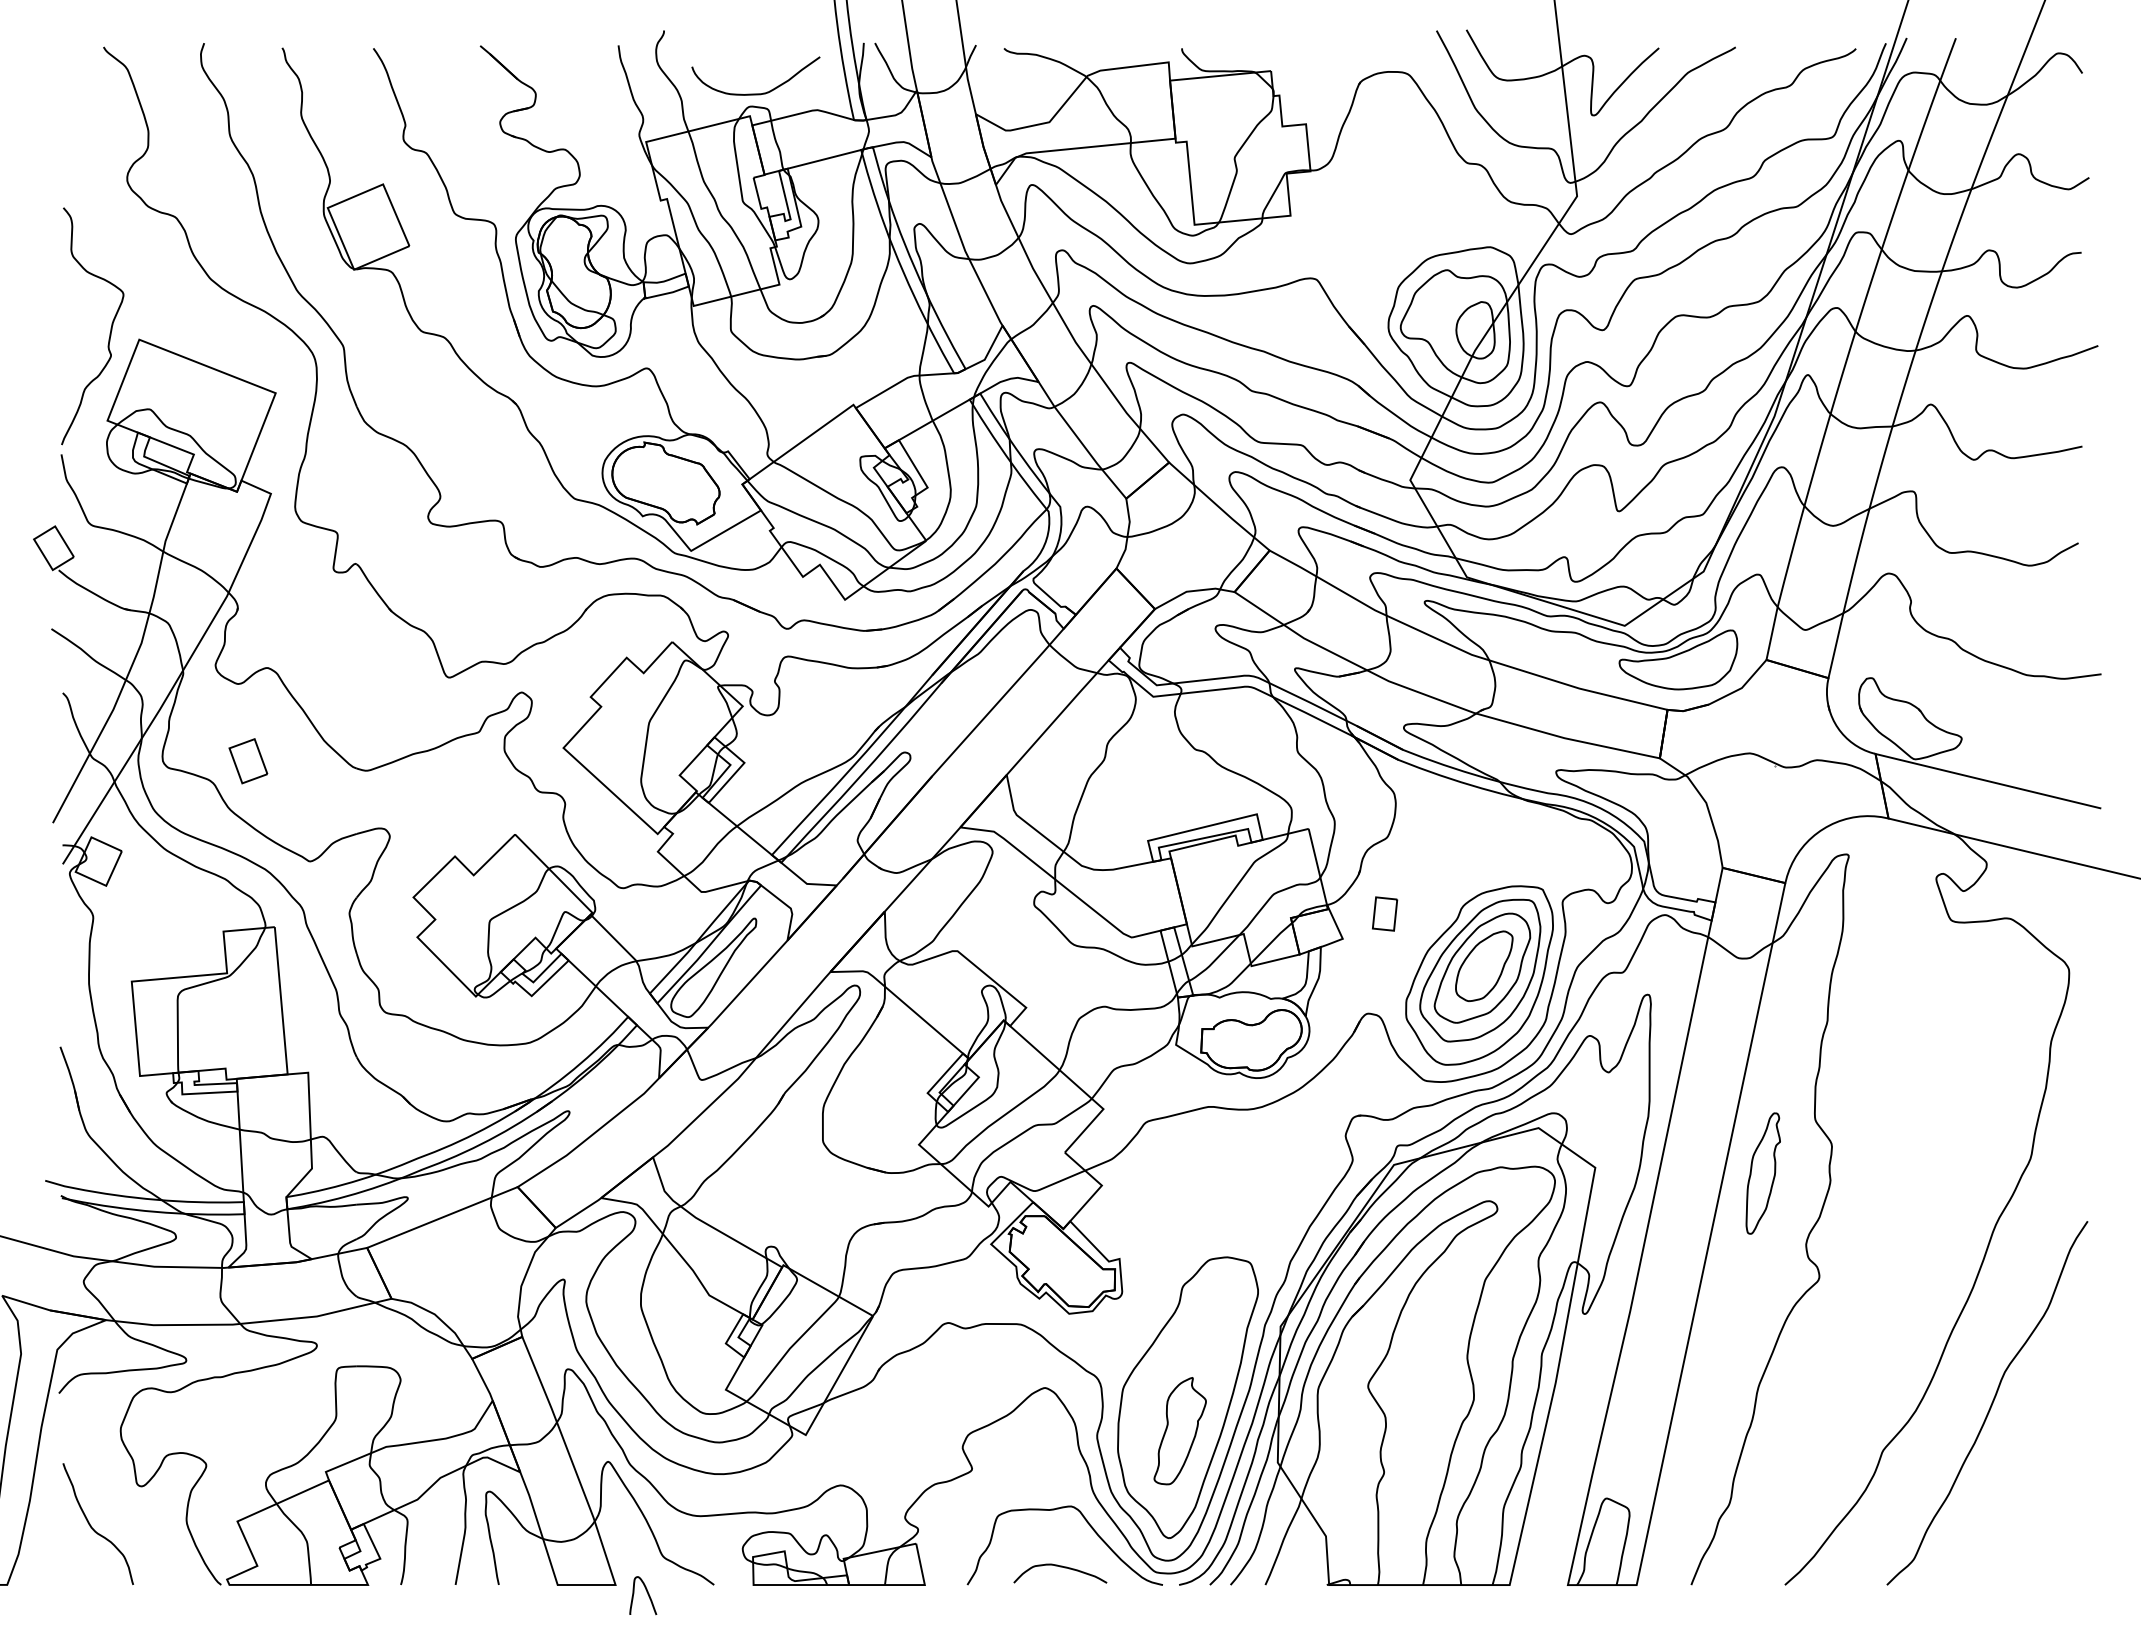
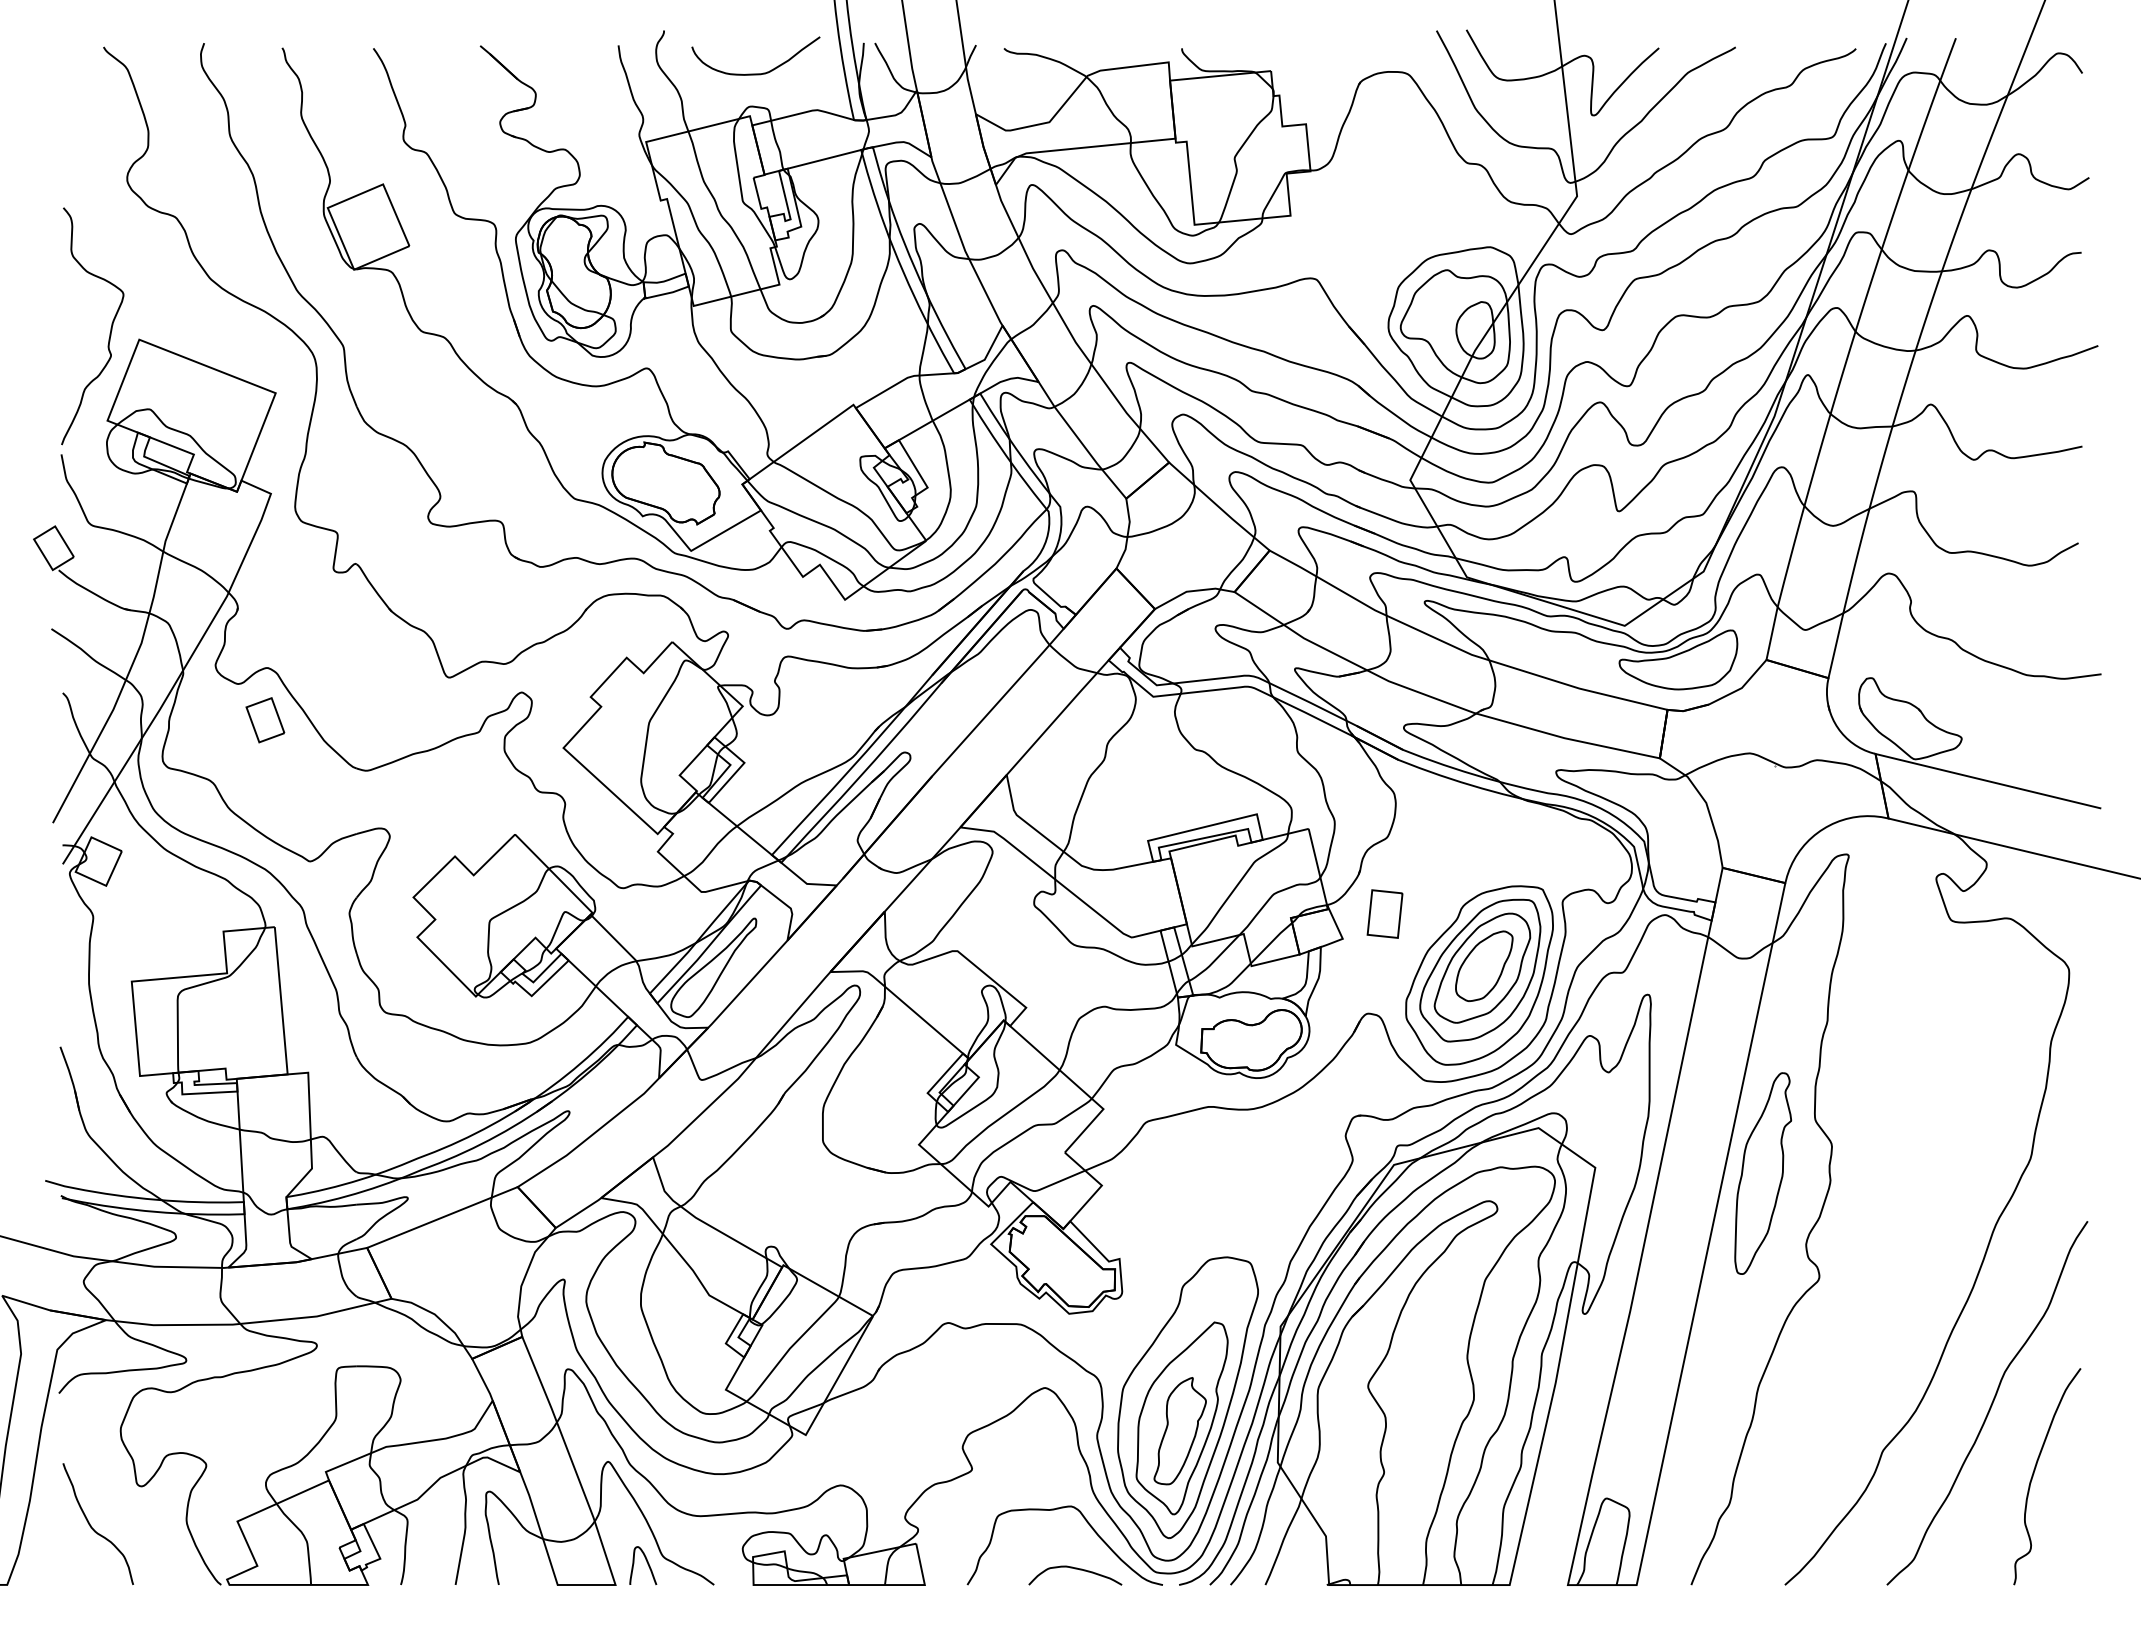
curve position: (755, 93) -> (755, 73) (755, 73)
part position: (248, 761) -> (265, 720) (265, 720)
part size: 27x36 px -> 38x50 px (1384, 913)
part size: 36x123 px -> 59x203 px (1763, 1173)
part: none -> present (1181, 1418)
curve: none -> present (2034, 1473)
curve position: (1060, 1567) -> (1075, 1569) (1075, 1569)
curve position: (647, 1594) -> (647, 1564) (647, 1564)
